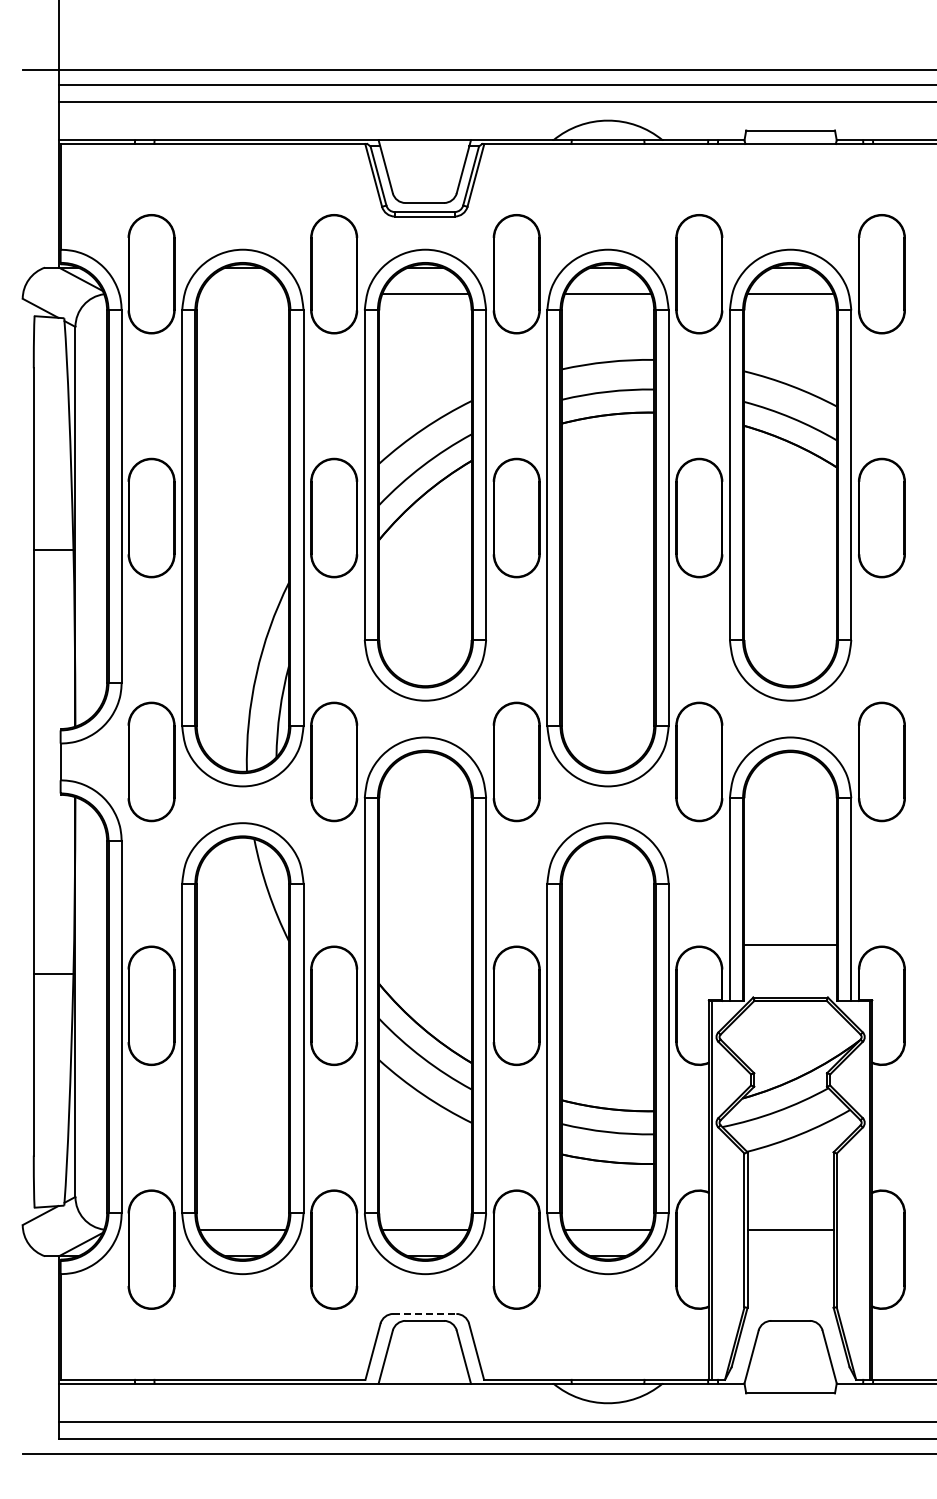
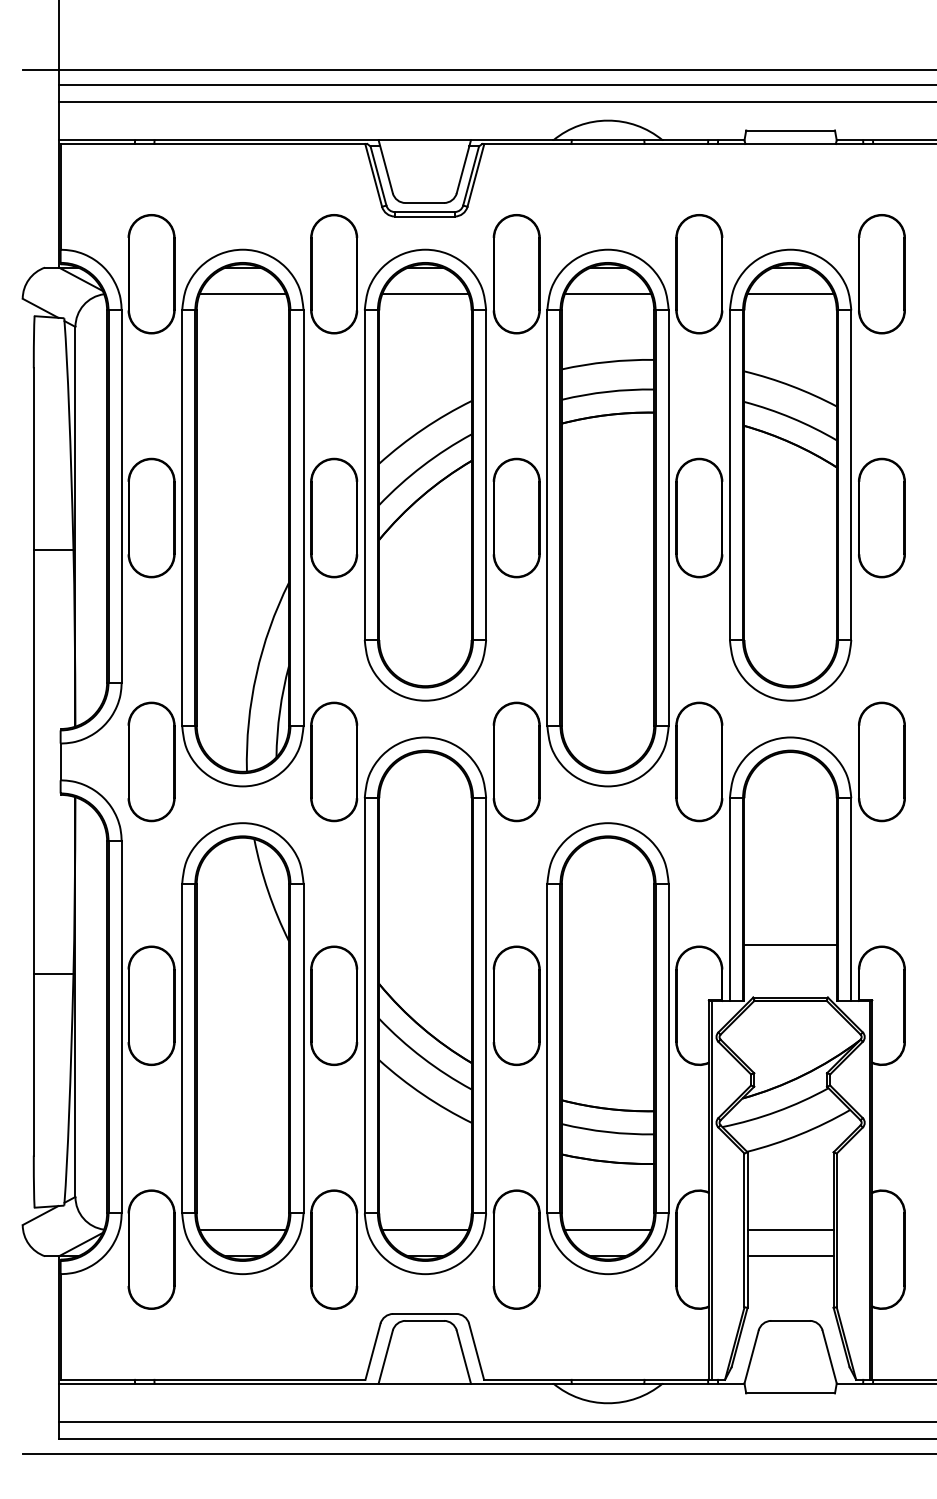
line: none -> present (242, 293)
line: none -> present (790, 1256)
line: dashed -> solid (424, 1313)
